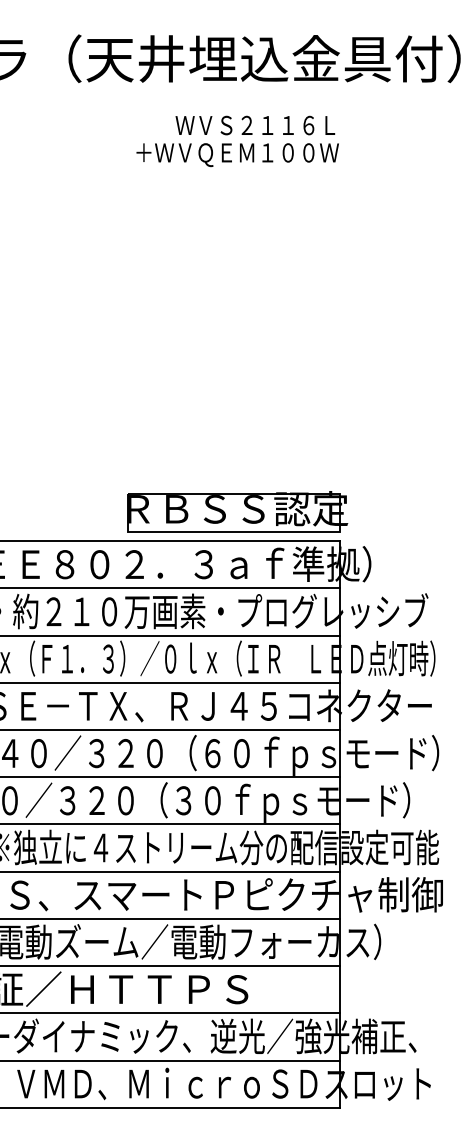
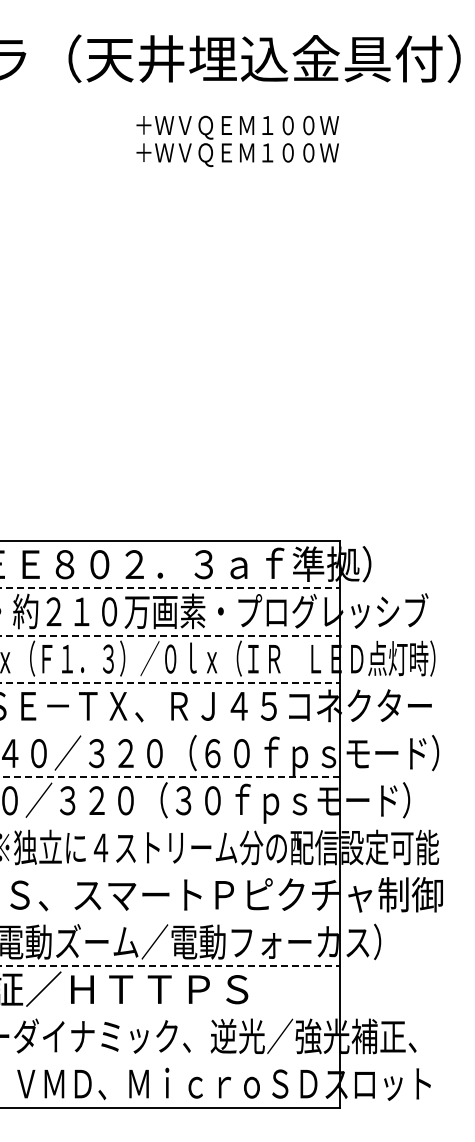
text: ＷＶＳ２１１６Ｌ -> ＋ＷＶＱＥＭ１００Ｗ (237, 127)
part: present -> none (237, 511)
line: solid -> dashed (170, 588)
line: solid -> dashed (170, 635)
line: solid -> dashed (170, 682)
line: present -> none (170, 729)
line: solid -> dashed (169, 777)
line: present -> none (170, 824)
line: present -> none (170, 871)
line: present -> none (170, 918)
line: solid -> dashed (170, 966)
line: present -> none (170, 1013)
line: present -> none (170, 1060)
